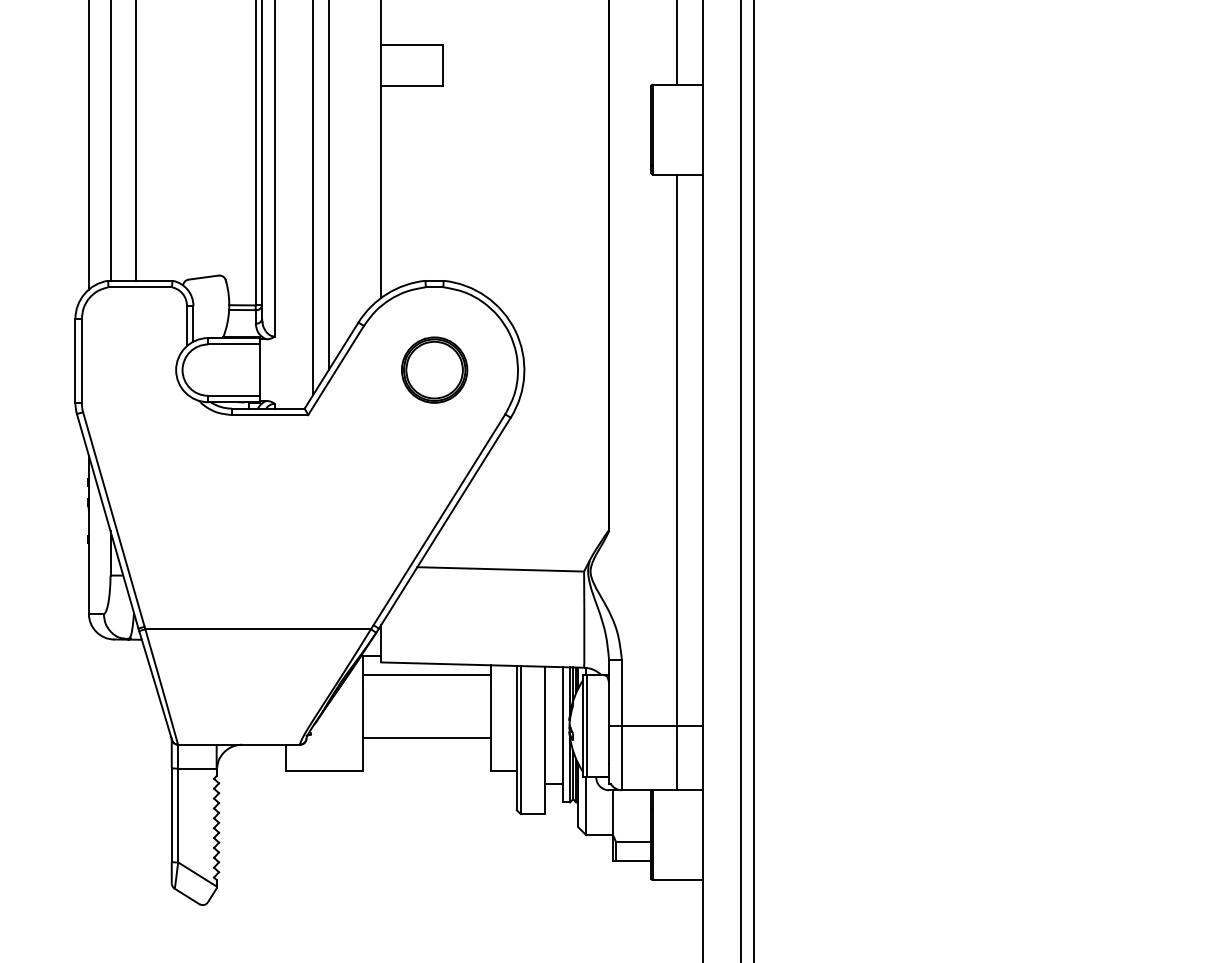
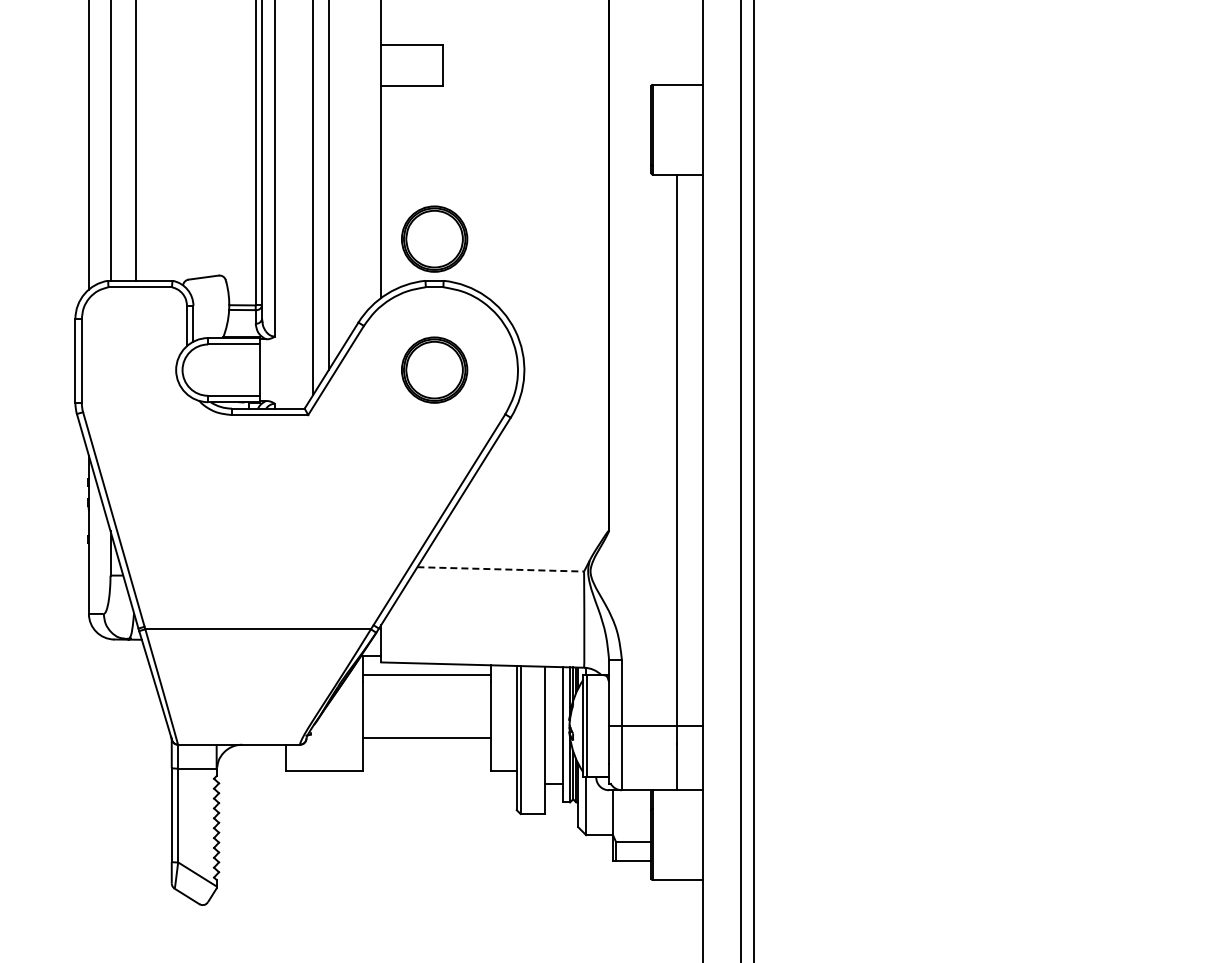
line: present -> none (677, 43)
part: none -> present (434, 238)
line: solid -> dashed (501, 569)
